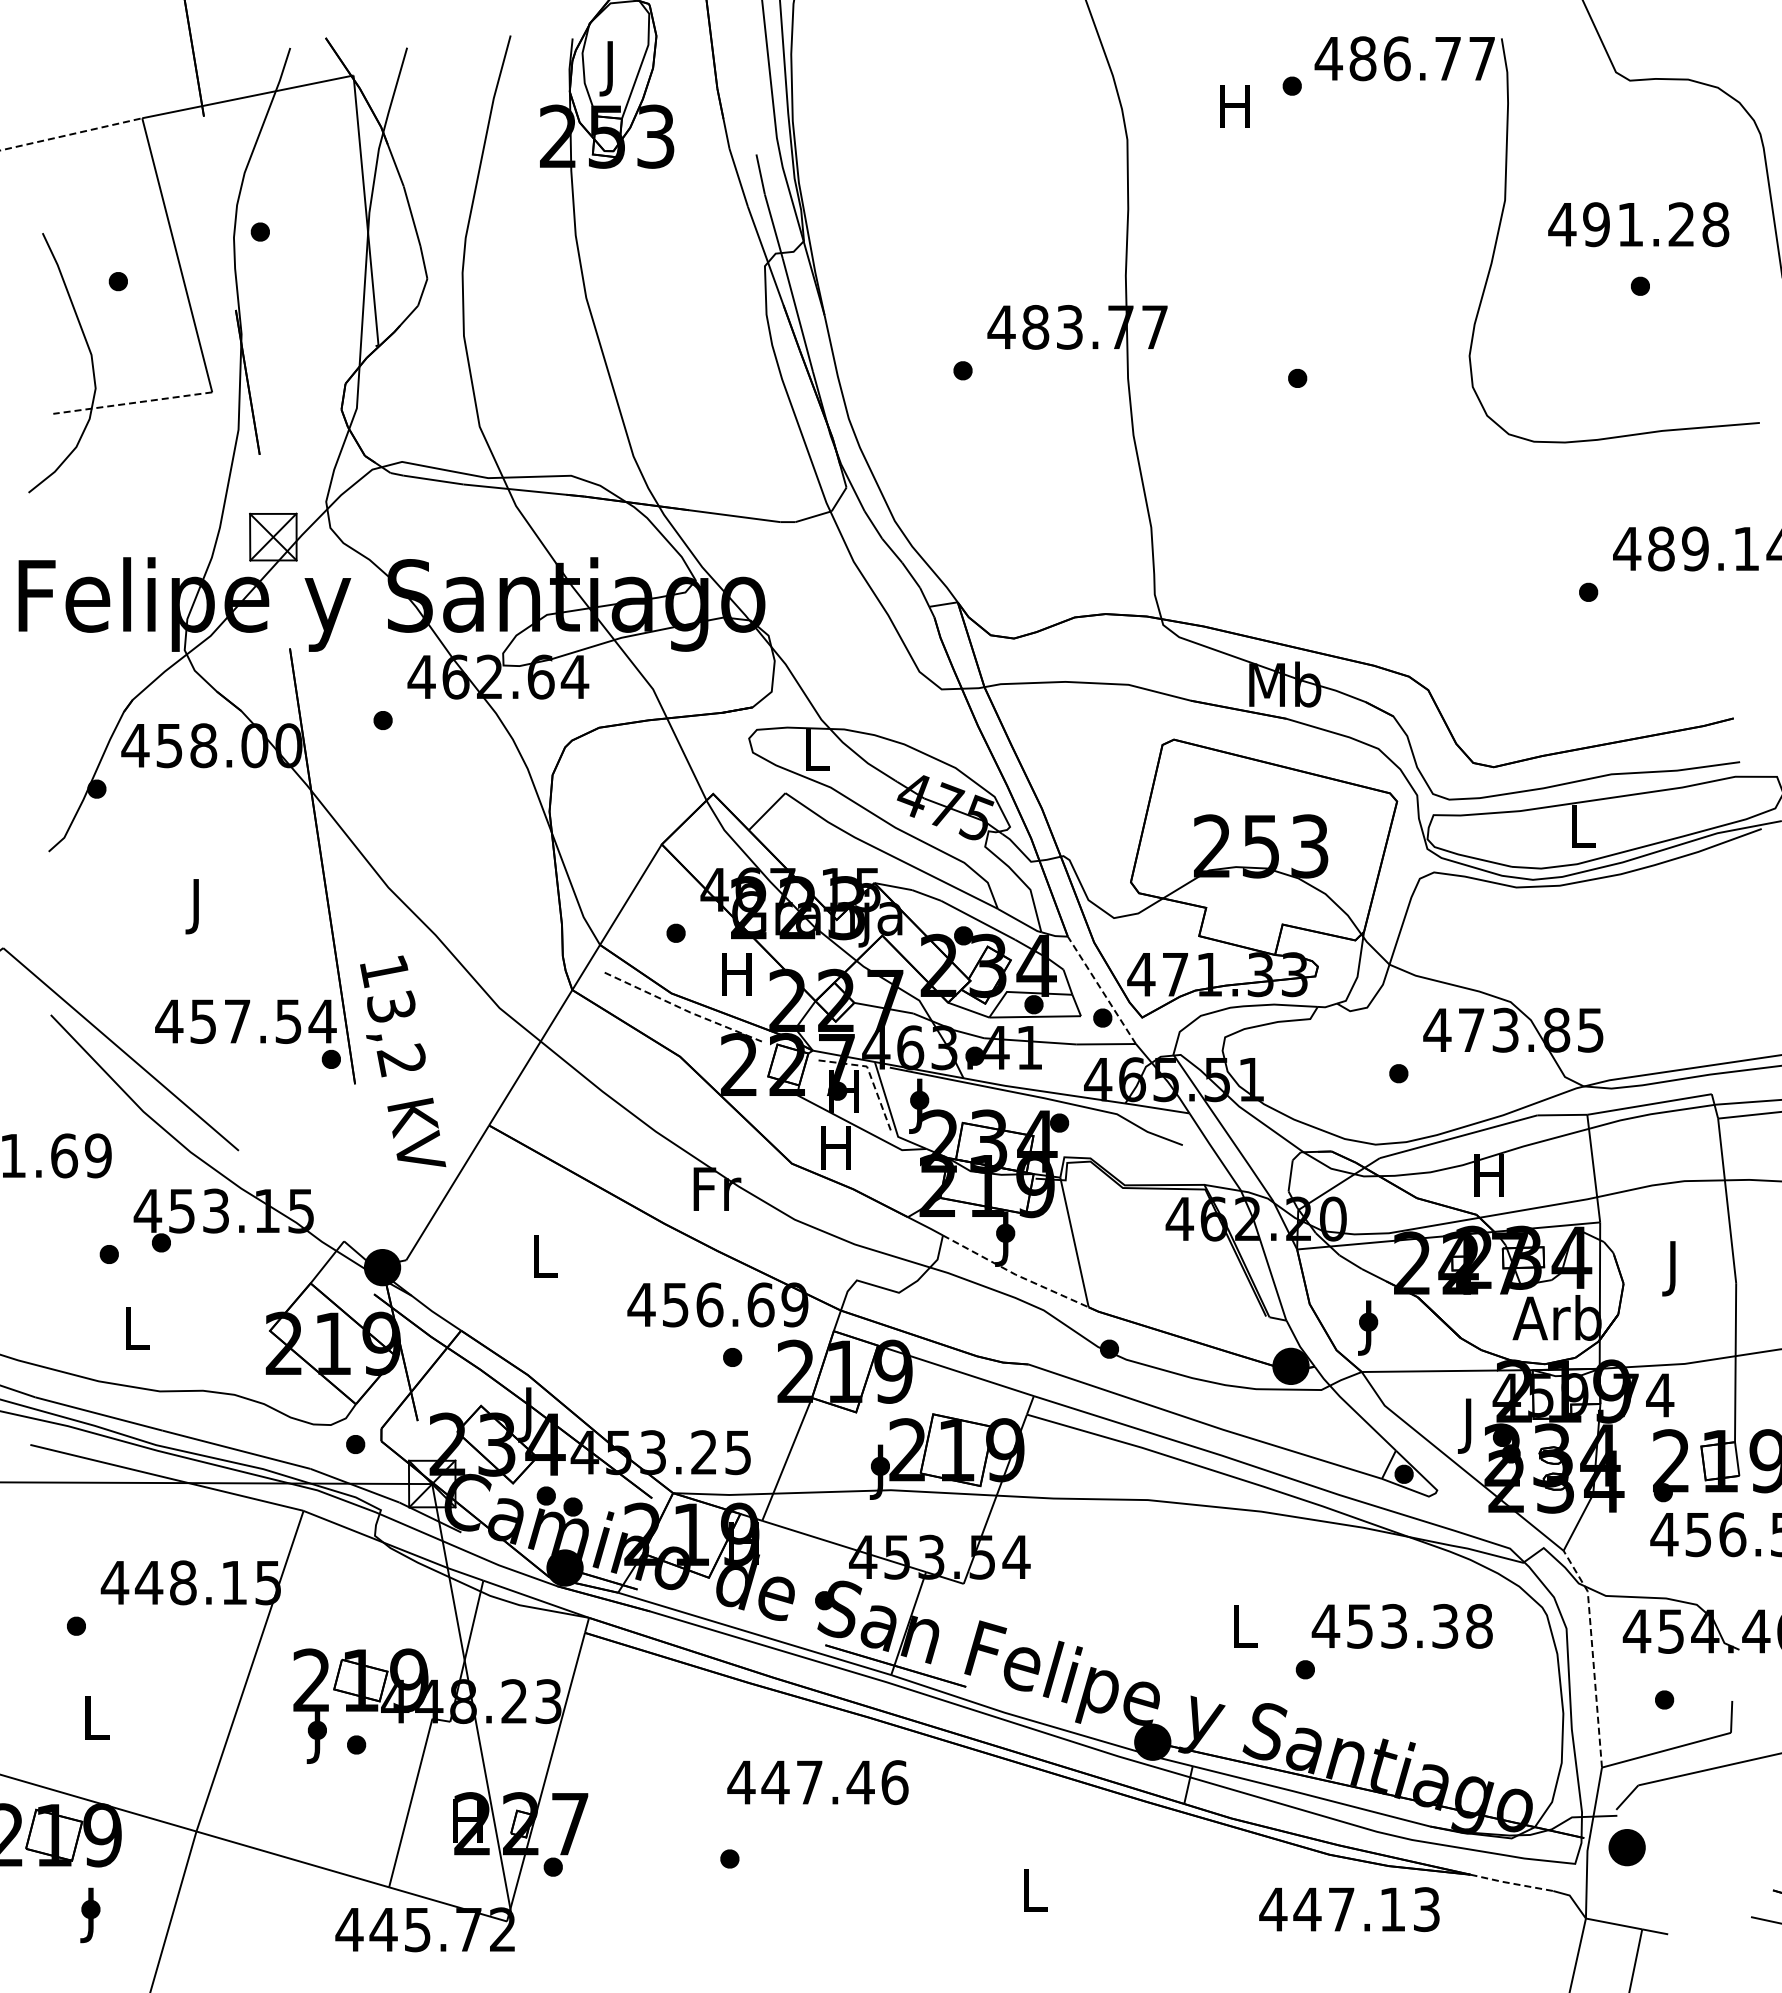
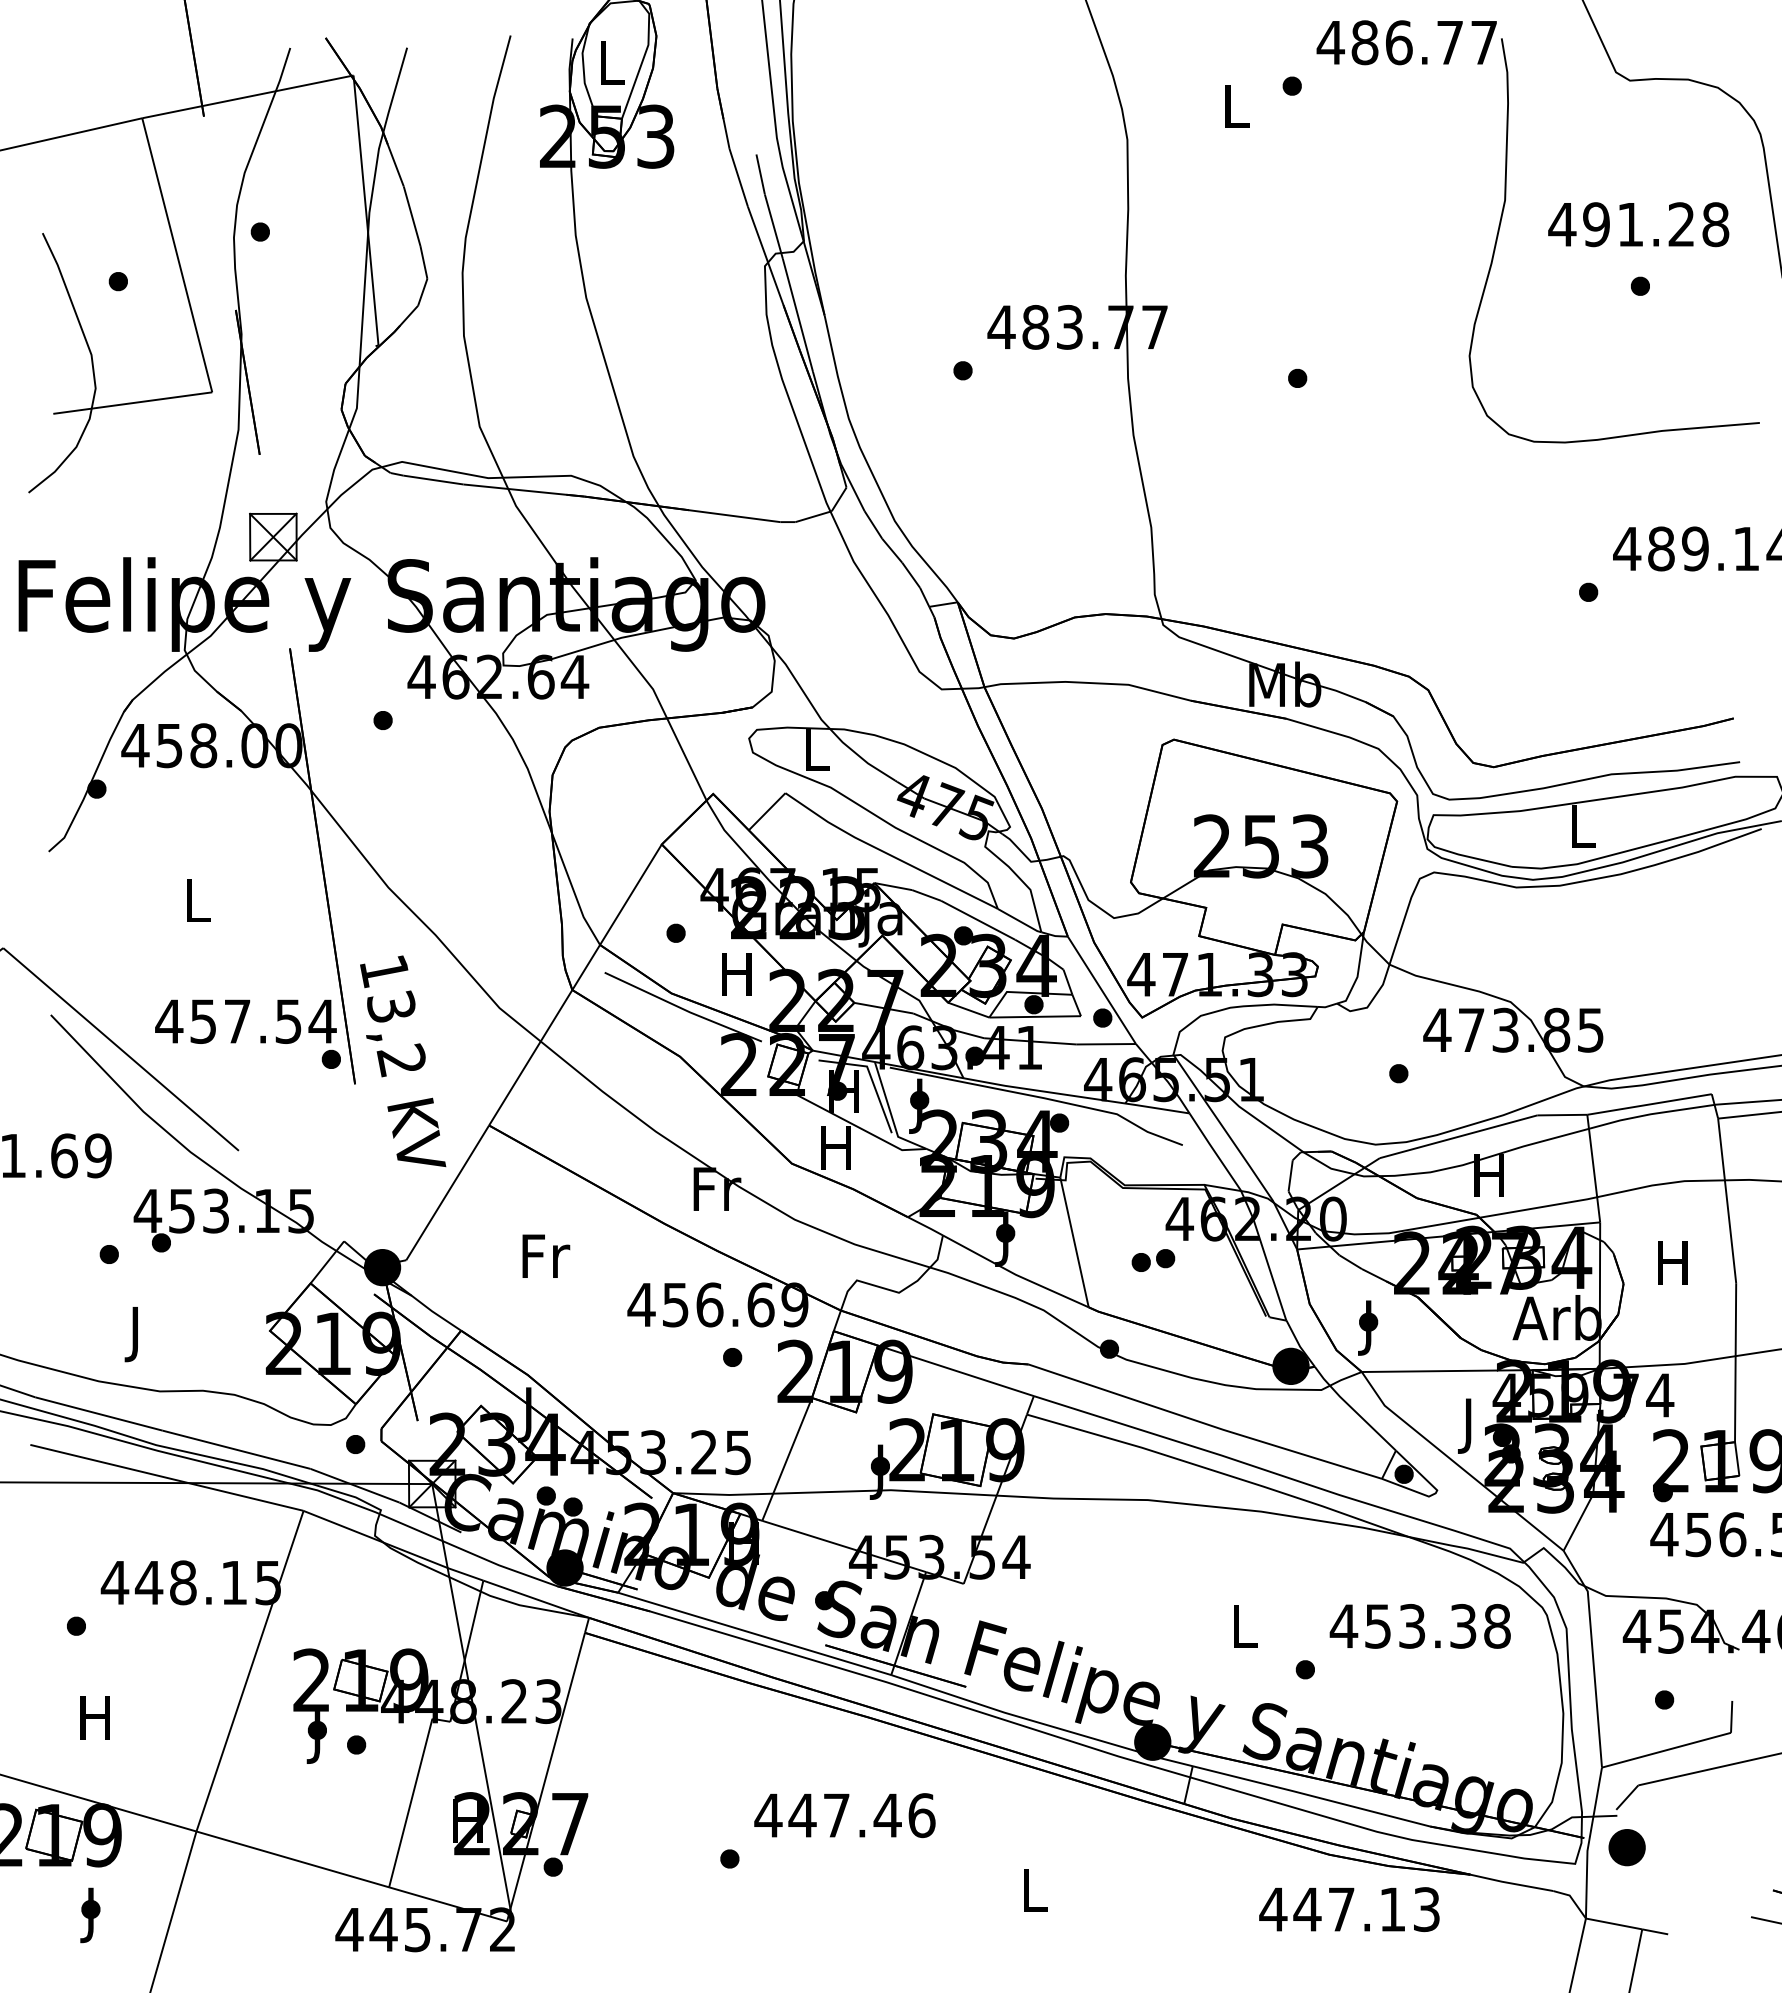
text position: (1404, 58) -> (1406, 42) (1406, 42)
text: J -> L (611, 68)
text: H -> L (1234, 106)
line: dashed -> solid (71, 134)
line: dashed -> solid (132, 403)
text: J -> L (197, 906)
line: dashed -> solid (1101, 990)
line: dashed -> solid (683, 1009)
line: dashed -> solid (870, 1076)
text: L -> Fr (546, 1255)
part: none -> present (1153, 1260)
text: J -> H (1672, 1268)
line: dashed -> solid (1014, 1274)
text: L -> J (136, 1334)
text position: (1401, 1626) -> (1419, 1626) (1419, 1626)
line: dashed -> solid (1592, 1655)
text: L -> H (94, 1717)
text position: (817, 1782) -> (844, 1815) (844, 1815)
line: dashed -> solid (1511, 1883)
